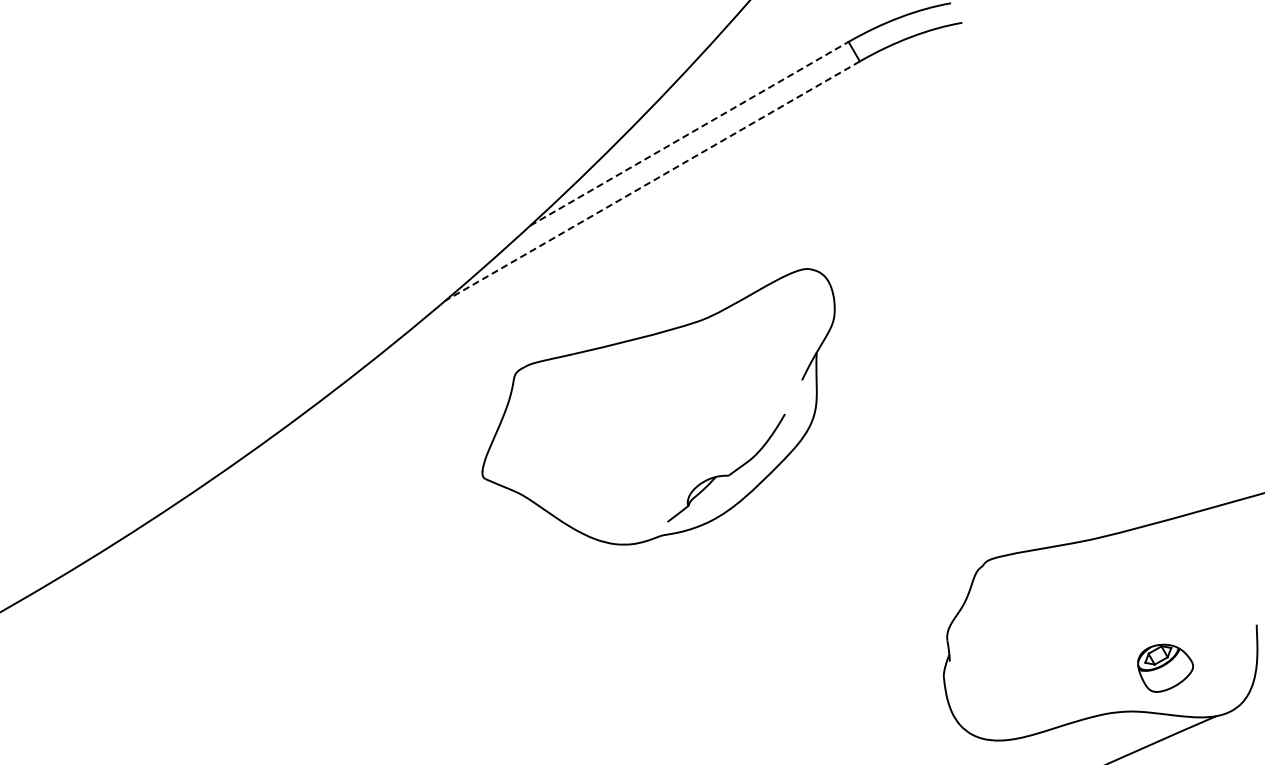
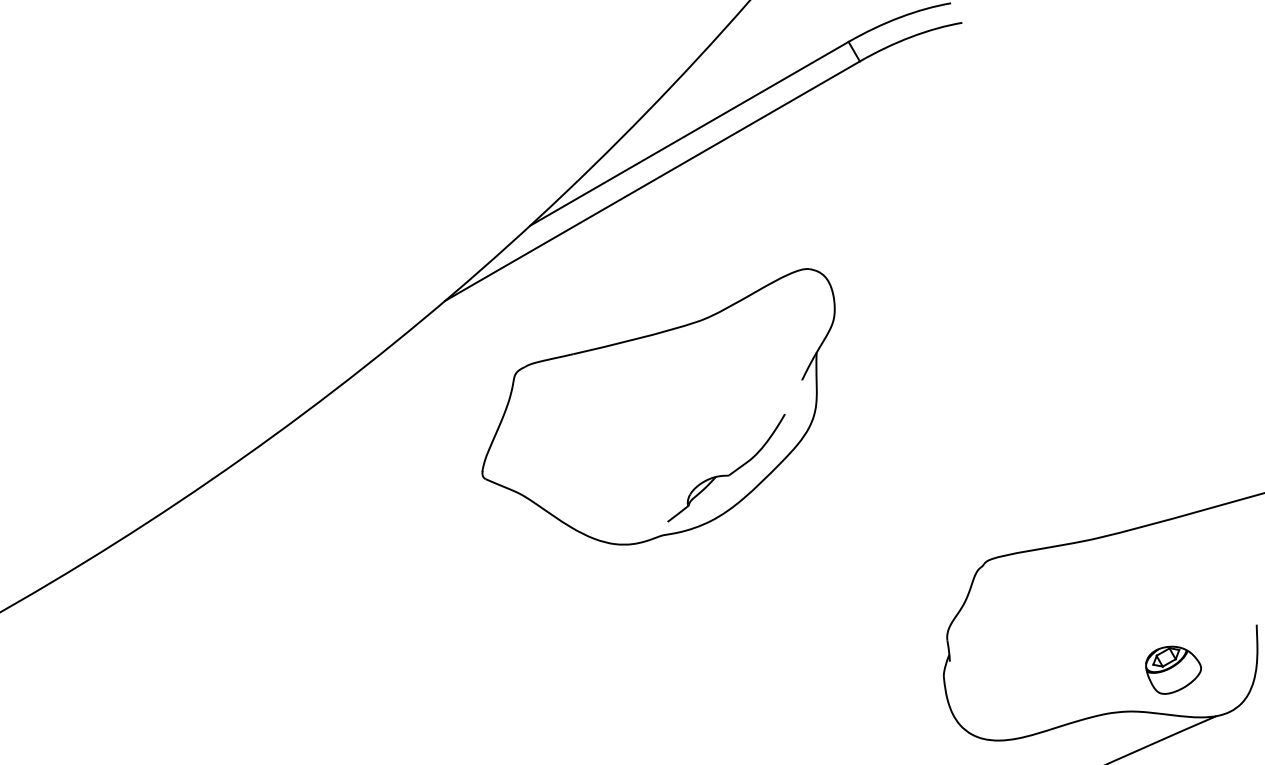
line: dashed -> solid (689, 133)
line: dashed -> solid (652, 181)
part position: (1165, 667) -> (1173, 669) (1173, 669)
